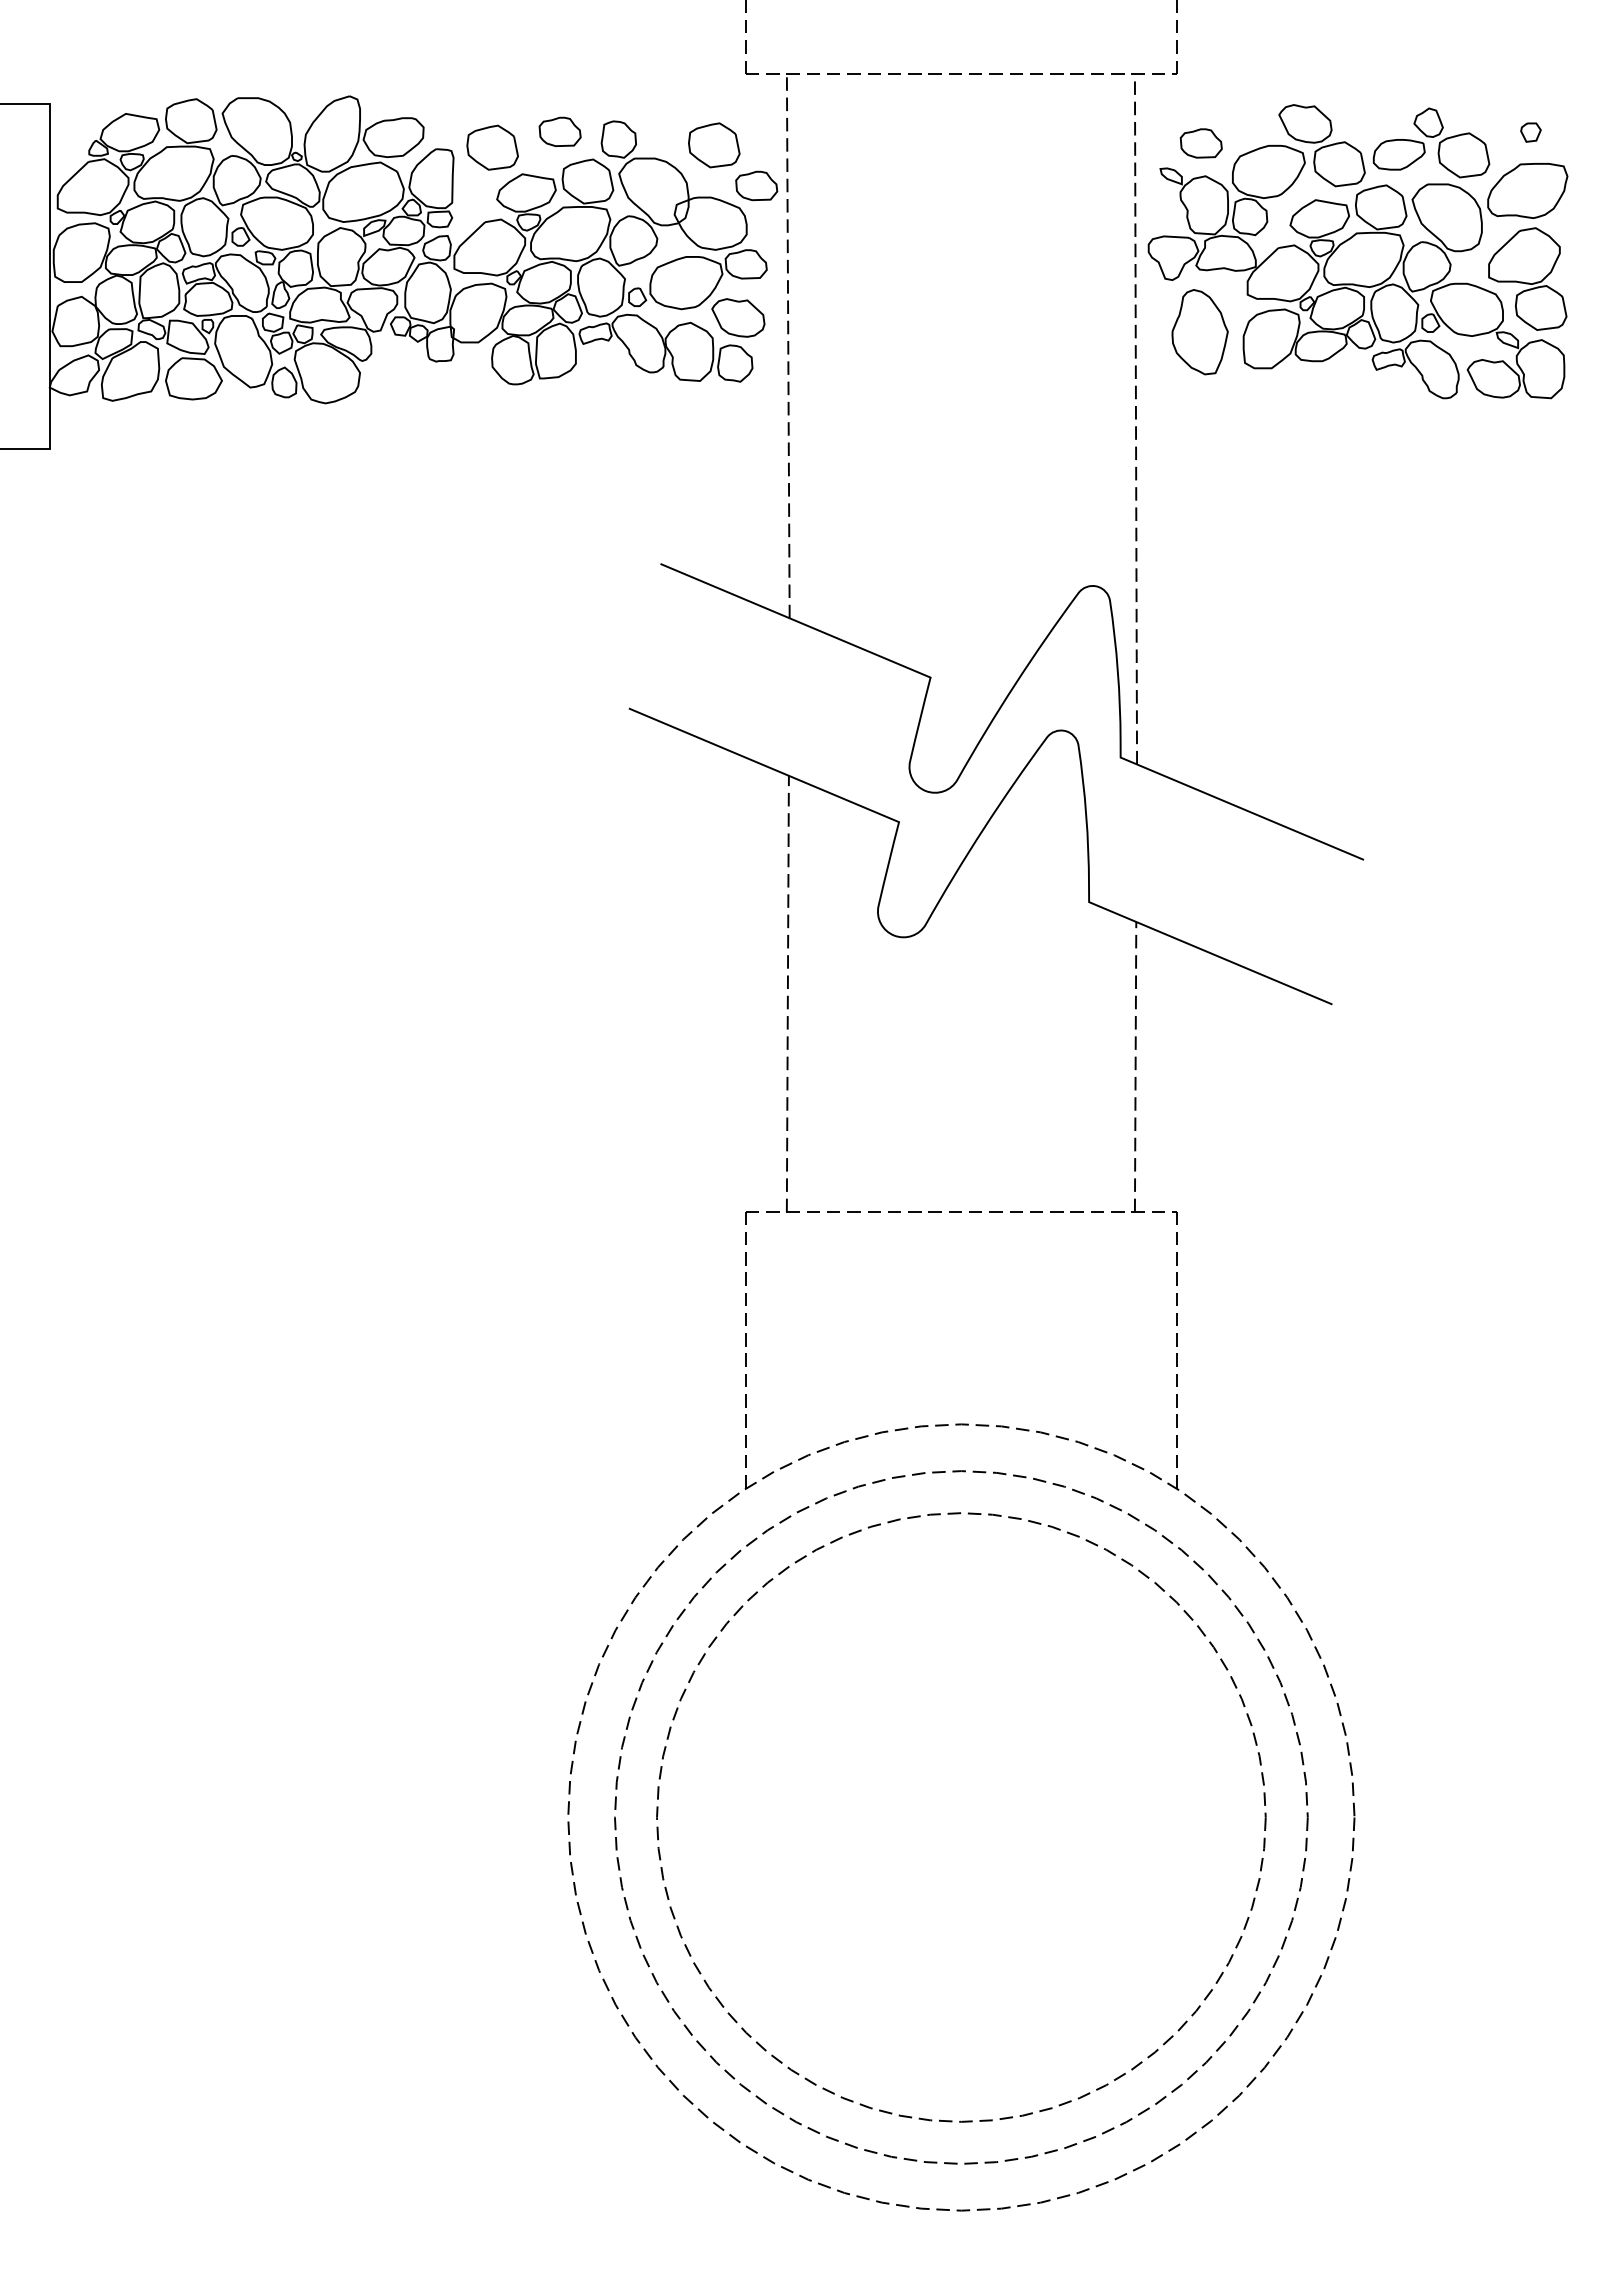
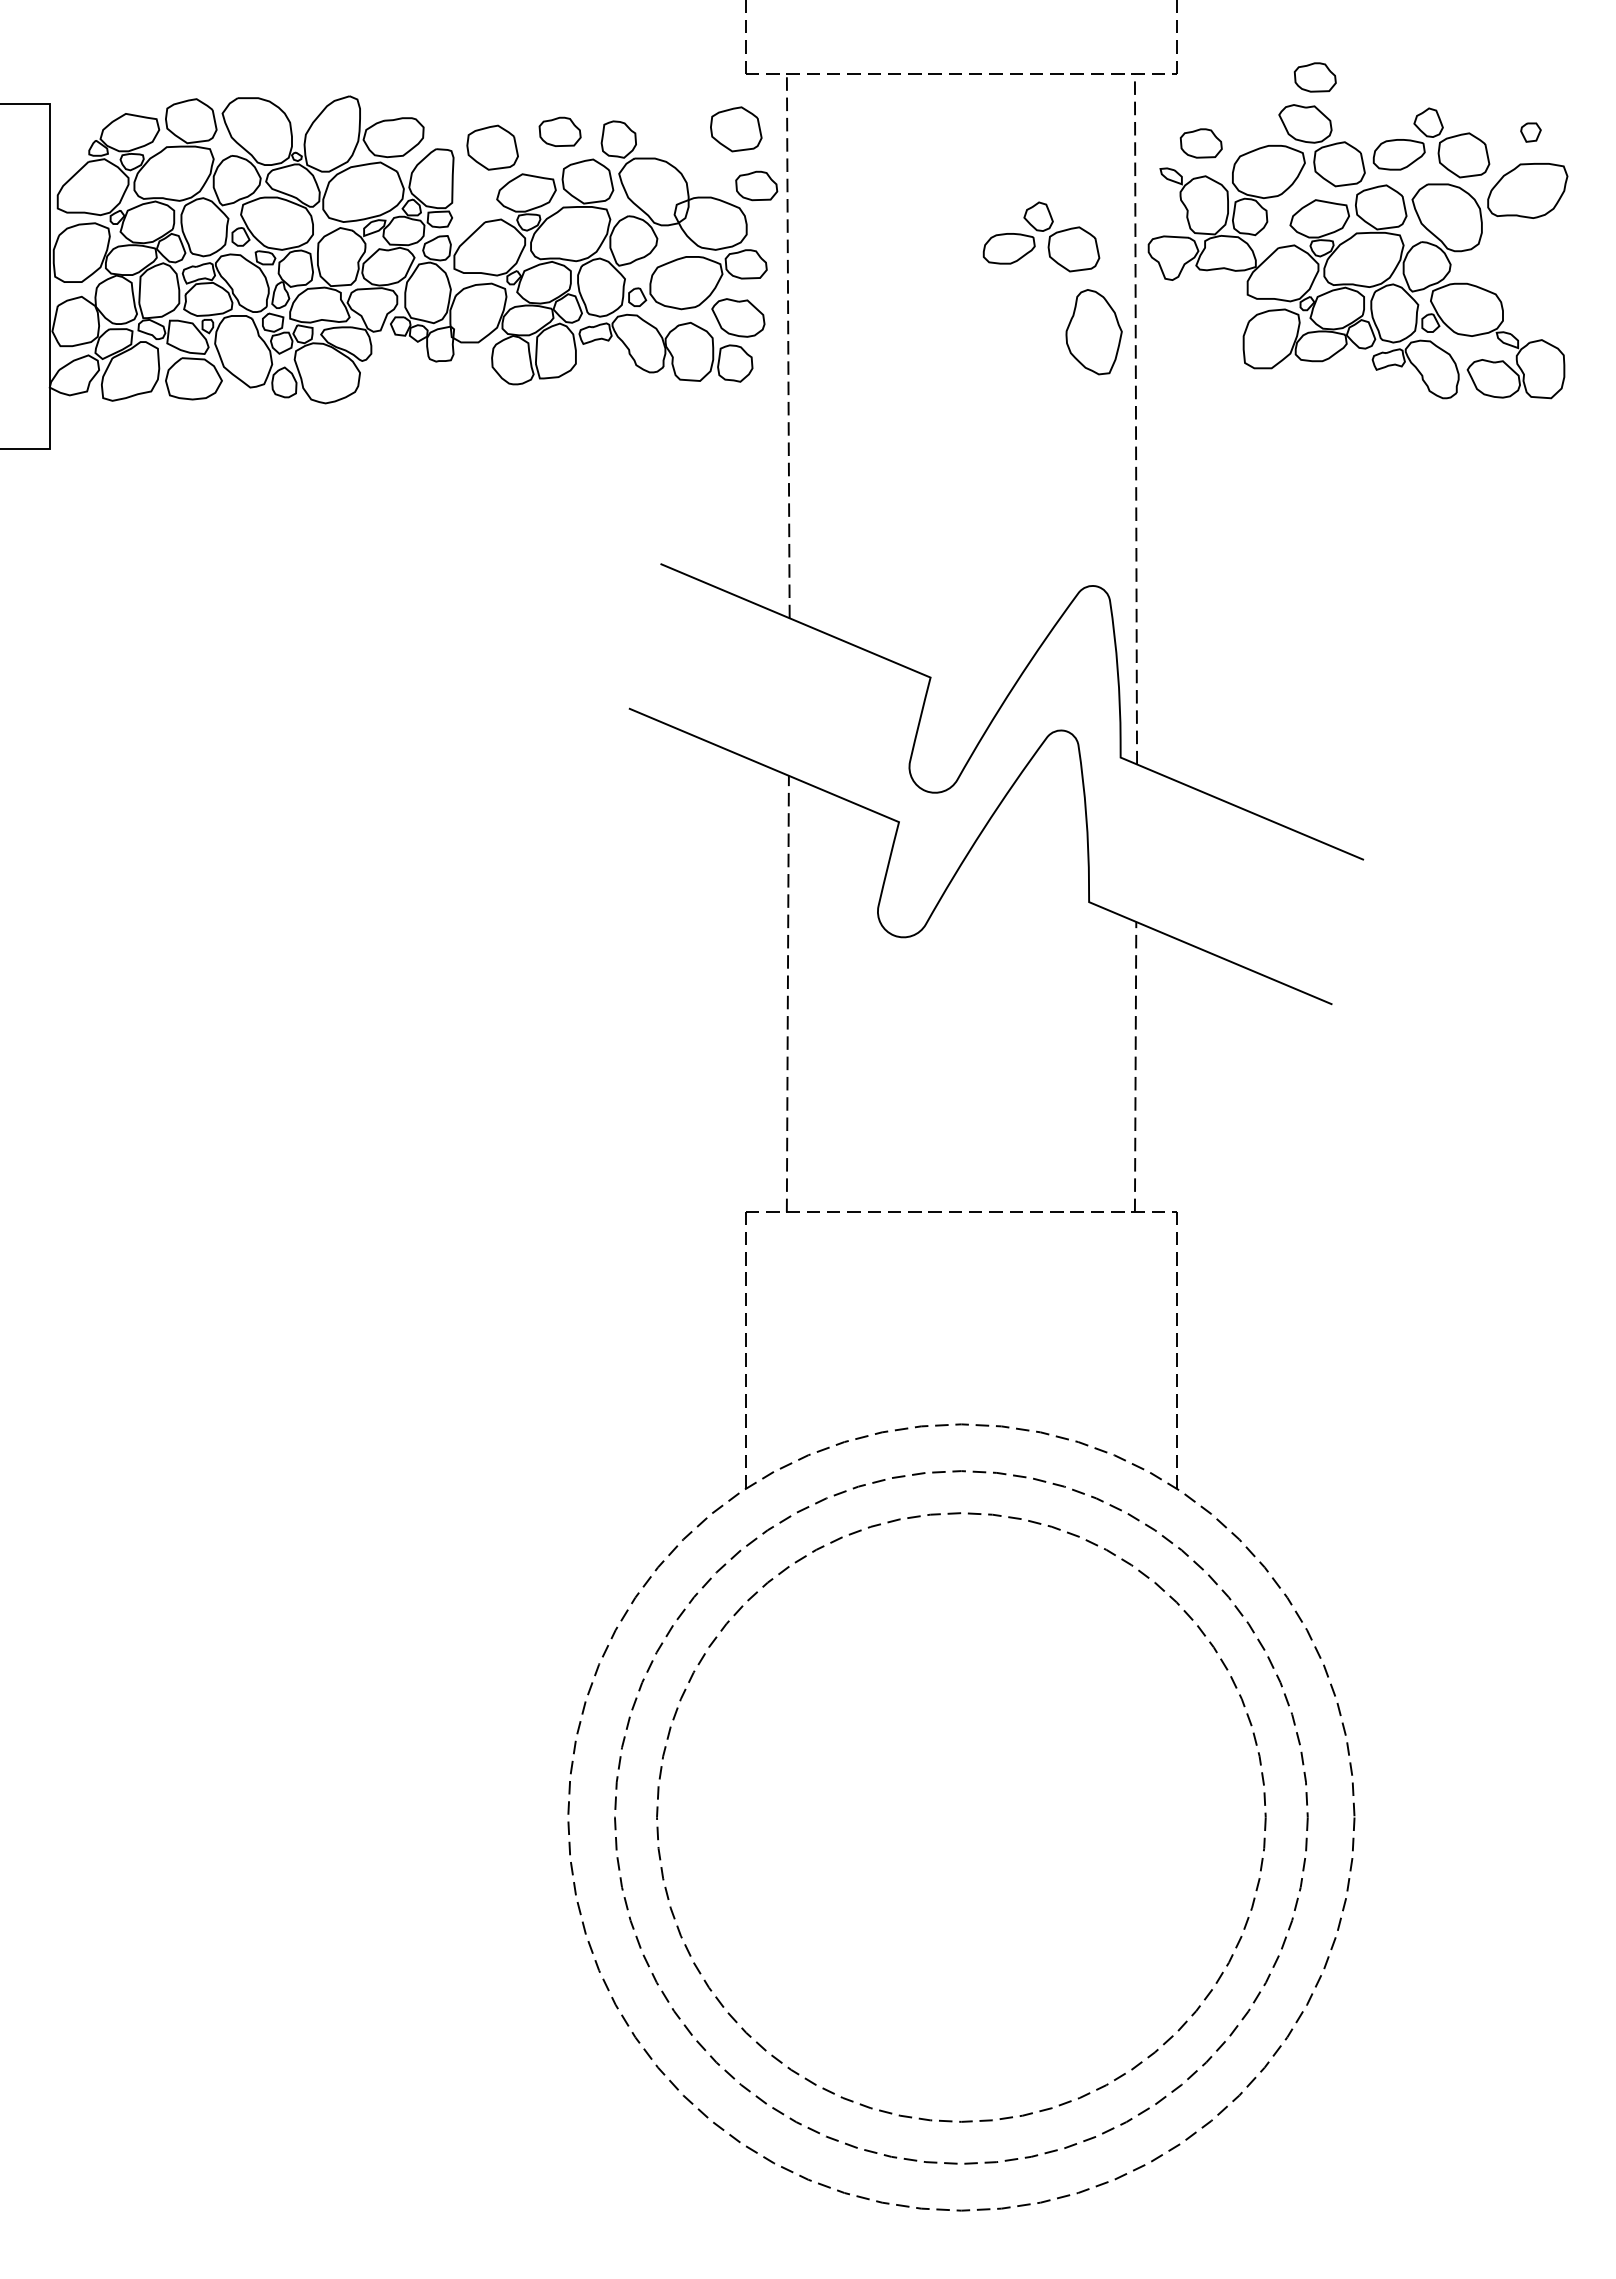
part: none -> present (1314, 77)
part position: (714, 145) -> (736, 129) (736, 129)
part: none -> present (1041, 236)
part: present -> none (1527, 278)
part position: (1199, 332) -> (1093, 332) (1093, 332)
